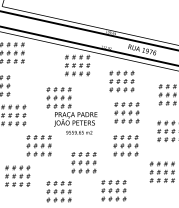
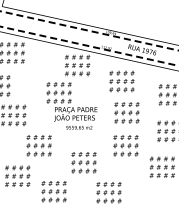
line: solid -> dashed (88, 30)
line: solid -> dashed (89, 46)
text position: (71, 110) -> (71, 105) (71, 105)
text position: (161, 171) -> (161, 166) (161, 166)
text position: (113, 190) -> (108, 192) (108, 192)
text position: (58, 191) -> (53, 191) (53, 191)
